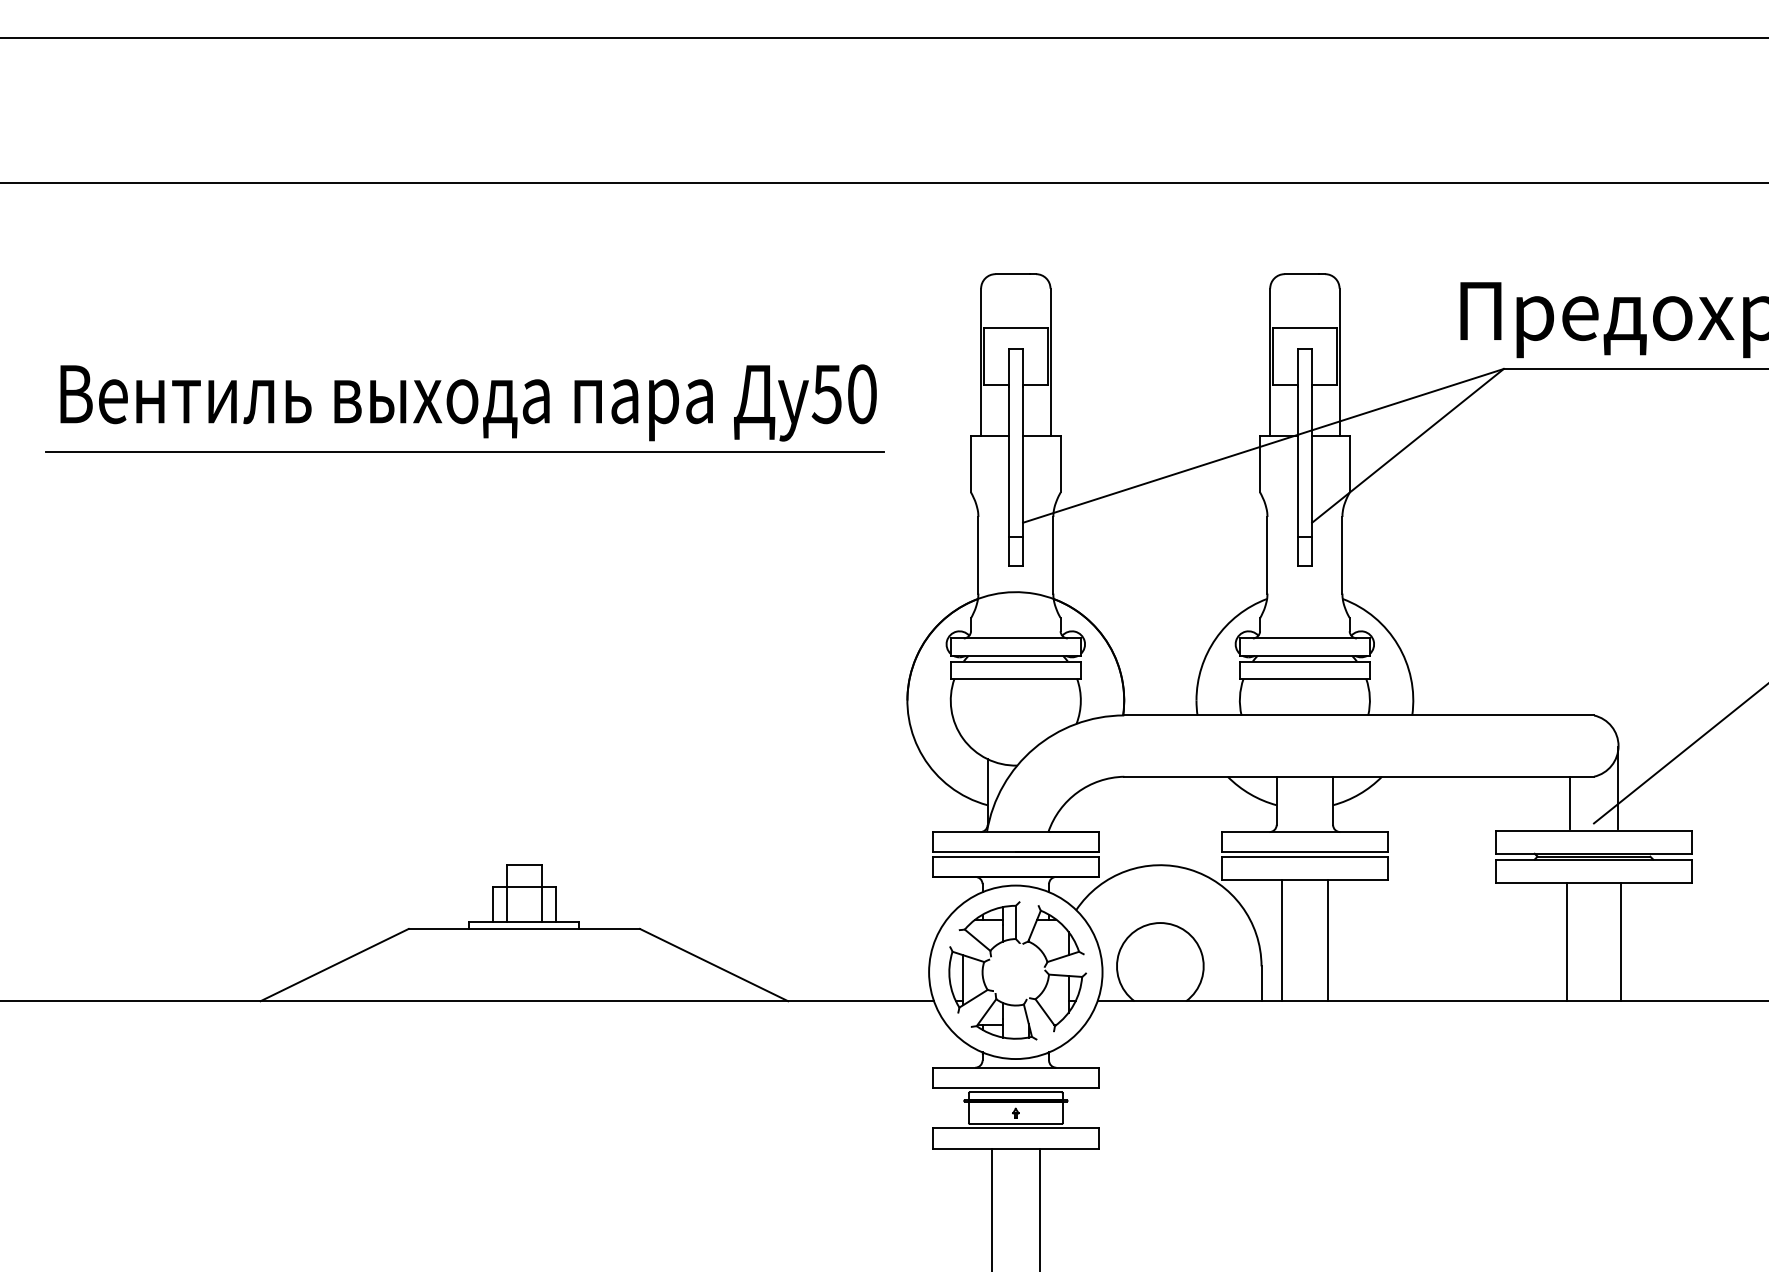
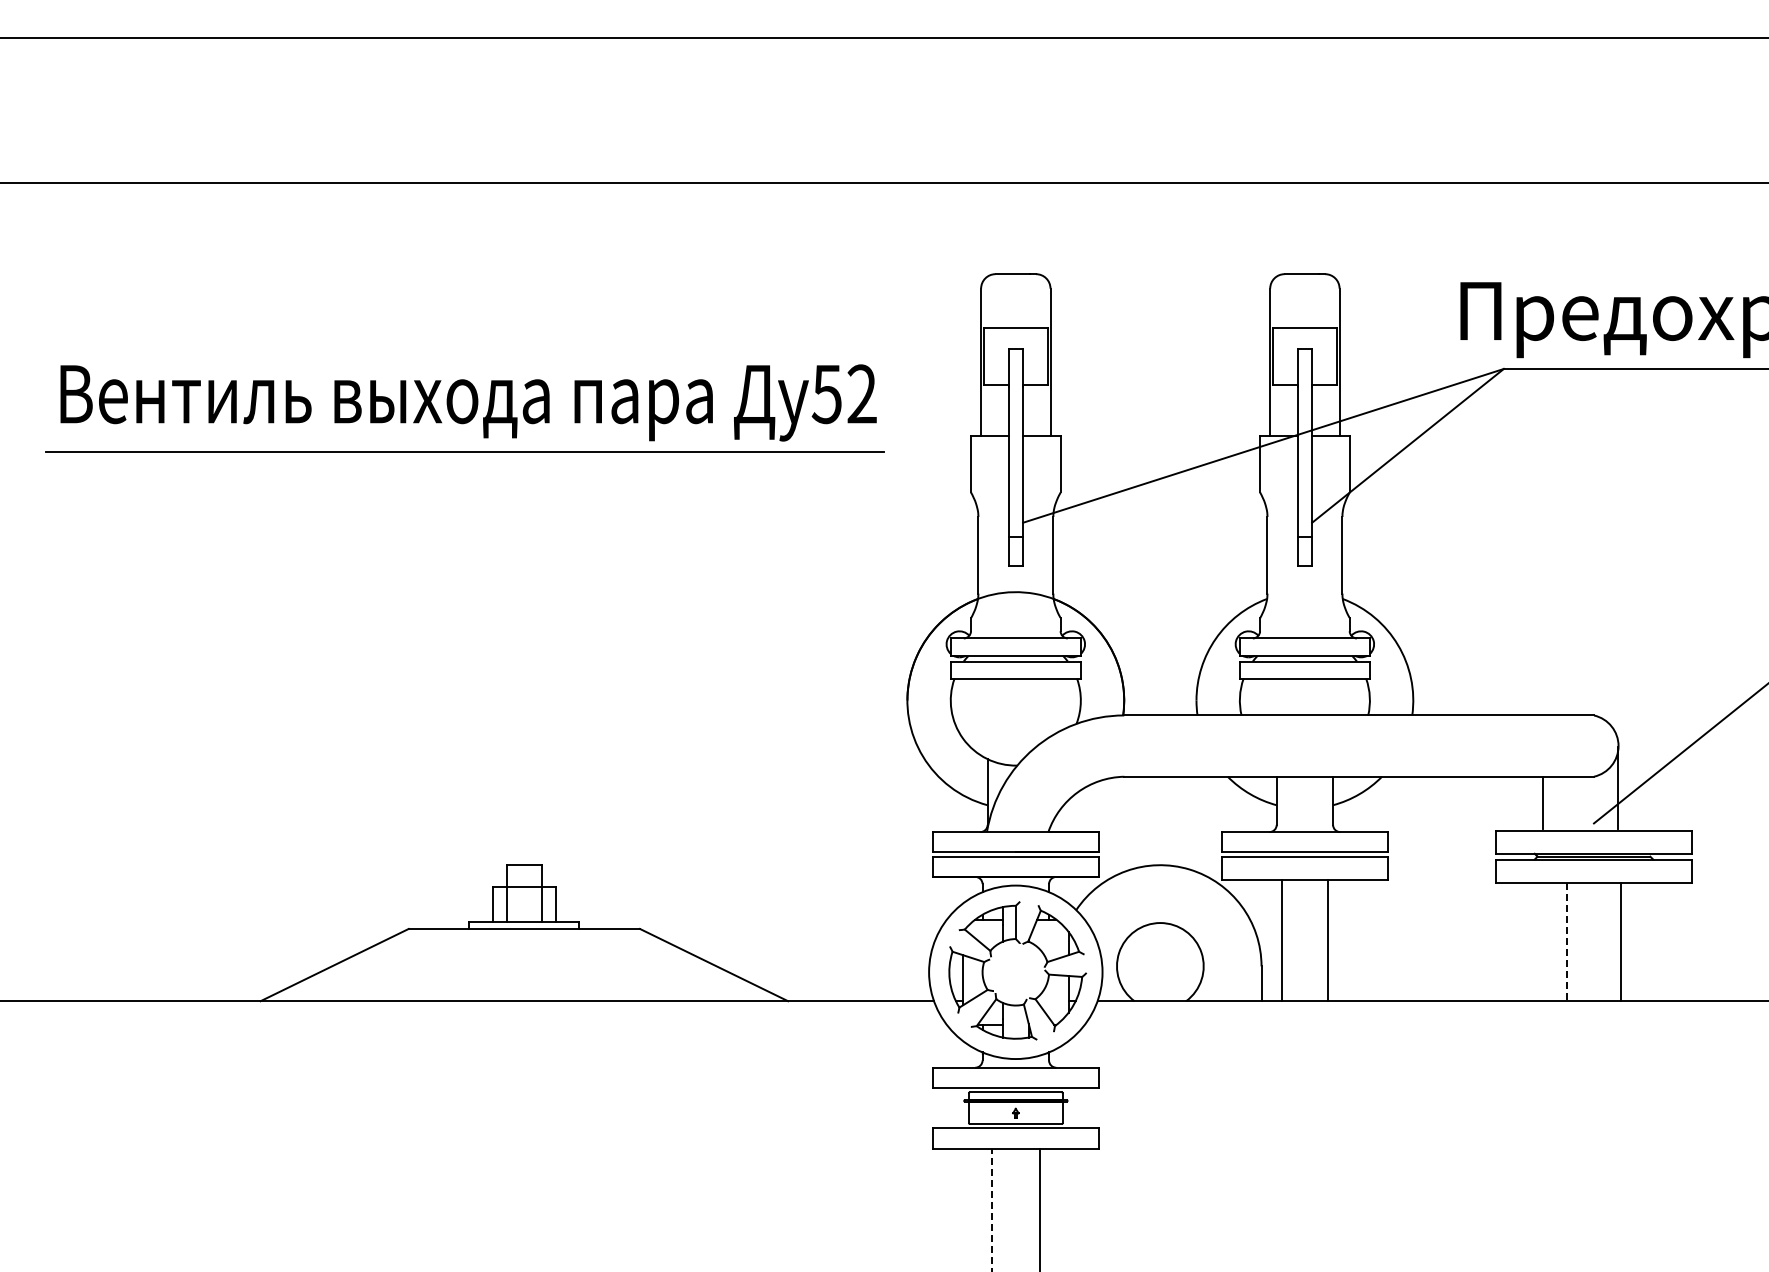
text: 50 -> 52 (861, 394)
line position: (1569, 802) -> (1542, 802) (1542, 802)
line: solid -> dashed (1566, 942)
line: solid -> dashed (991, 1209)
